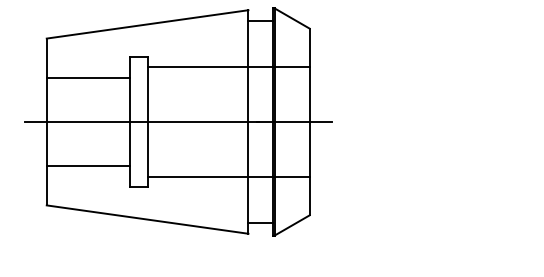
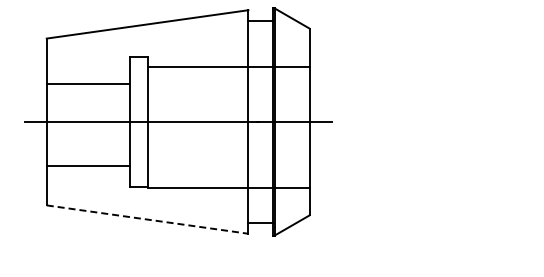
line position: (88, 78) -> (88, 84) (88, 84)
line position: (228, 176) -> (228, 187) (228, 187)
line: solid -> dashed (147, 219)
